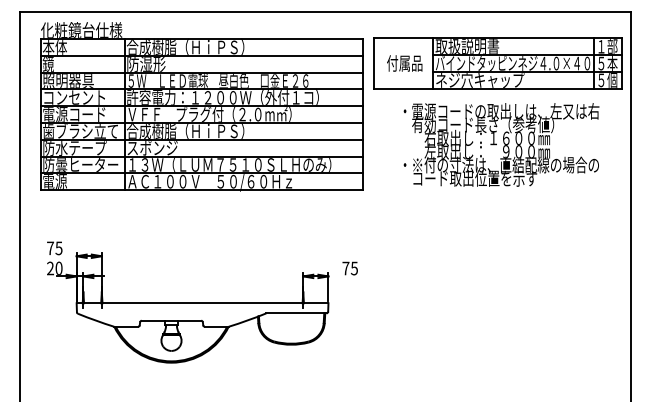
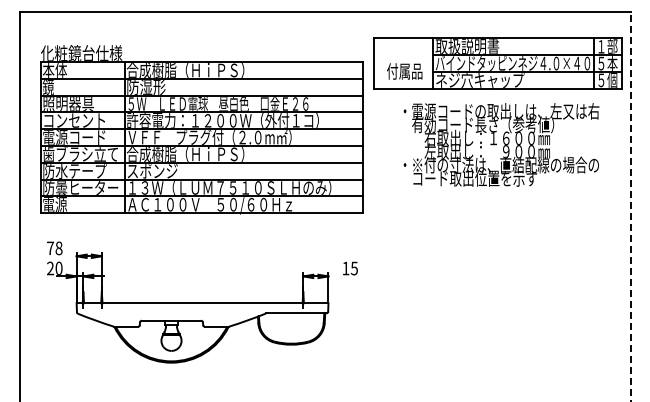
text position: (404, 63) -> (404, 71) (404, 71)
part position: (201, 106) -> (201, 129) (201, 129)
line: solid -> dashed (630, 207)
text: 75 -> 78 (58, 248)
text: 75 -> 15 (345, 268)
